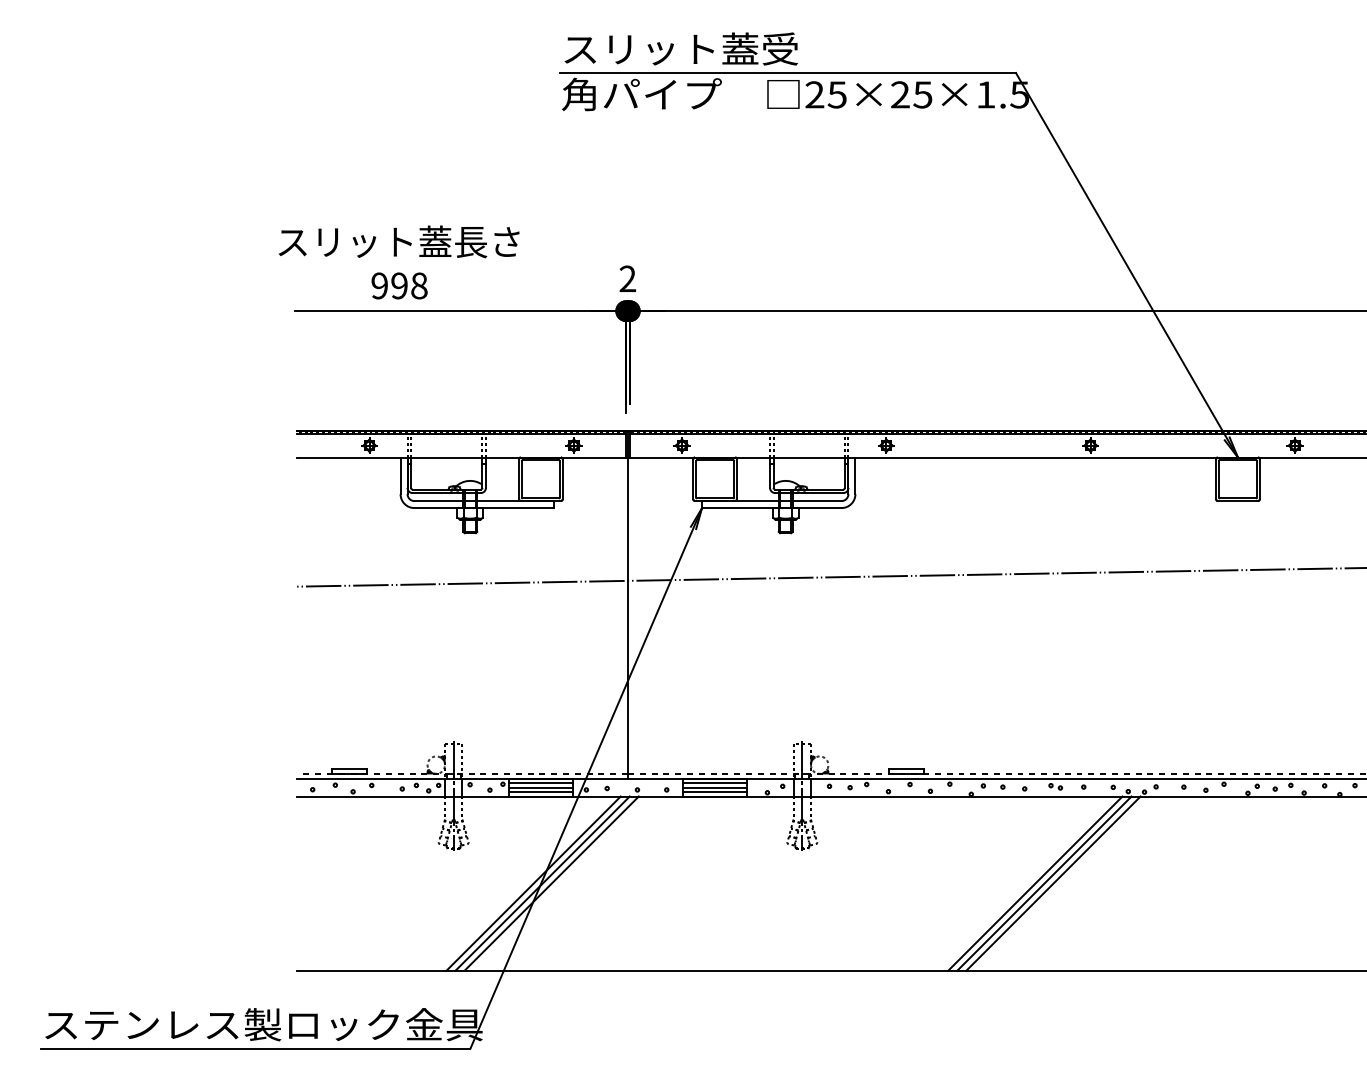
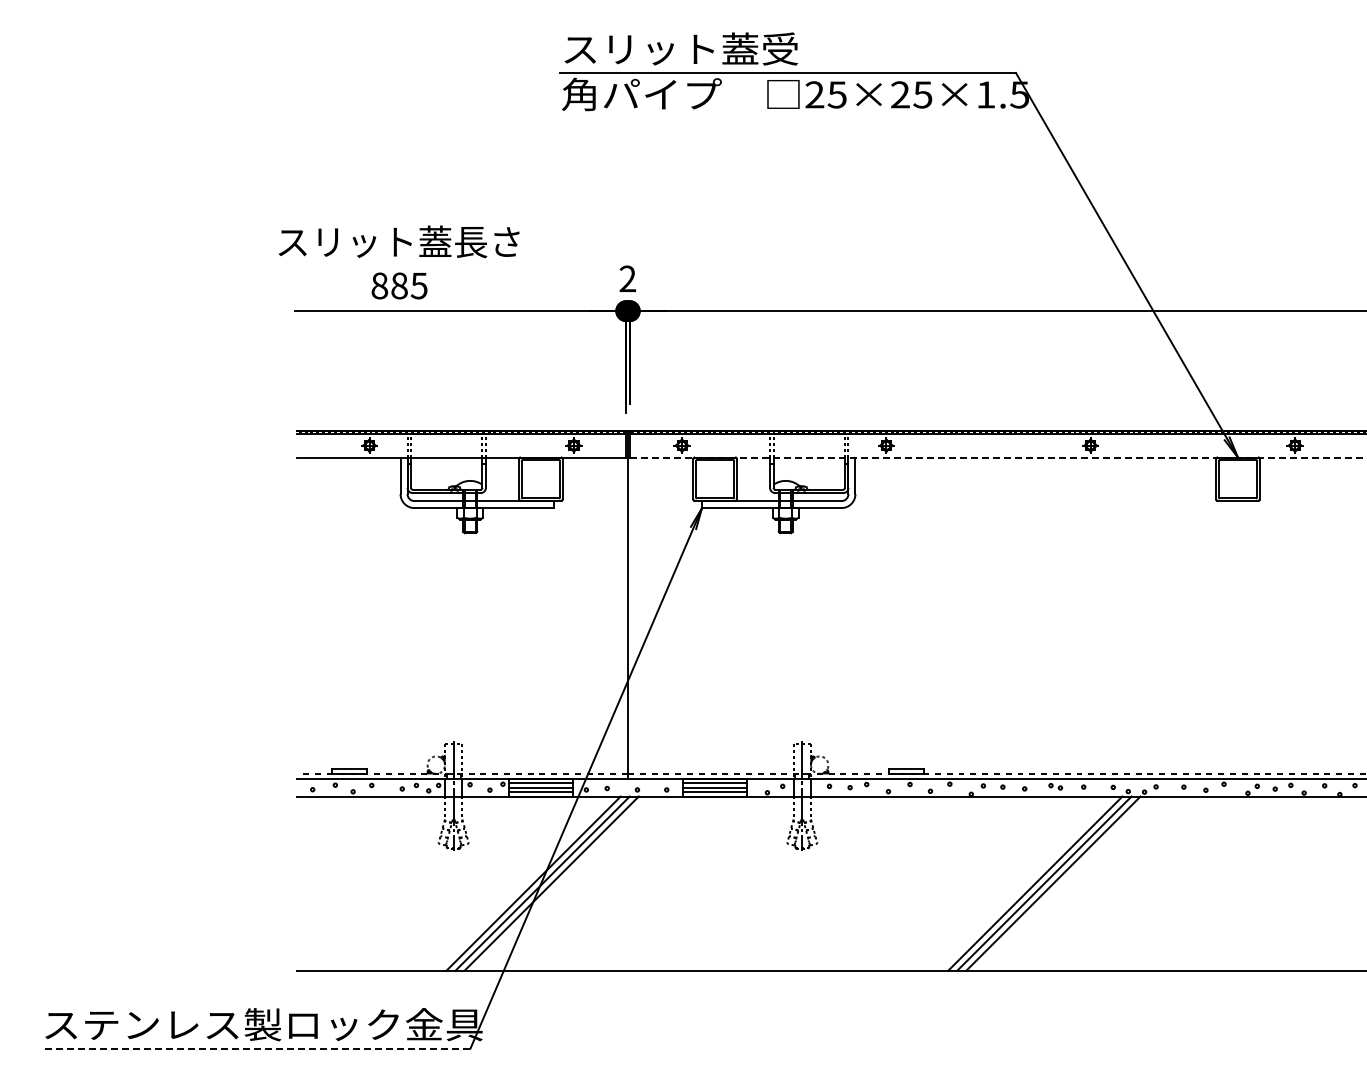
text: 998 -> 885 (399, 285)
line: solid -> dashed (998, 457)
line: present -> none (829, 577)
line: solid -> dashed (255, 1048)
